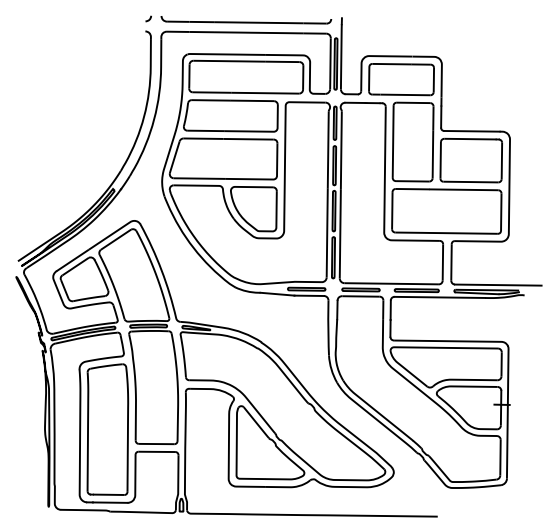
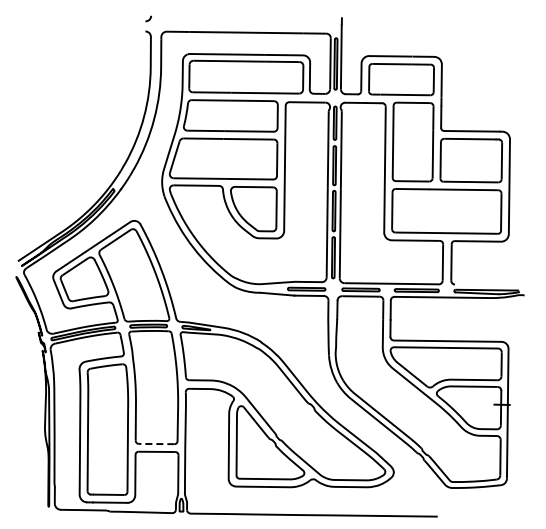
part: present -> none (246, 20)
line: present -> none (497, 284)
line: solid -> dashed (155, 444)
